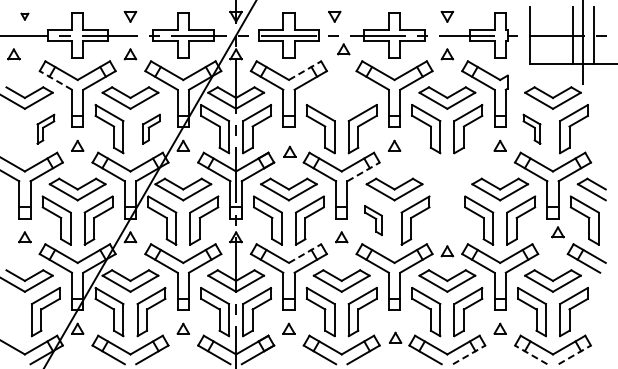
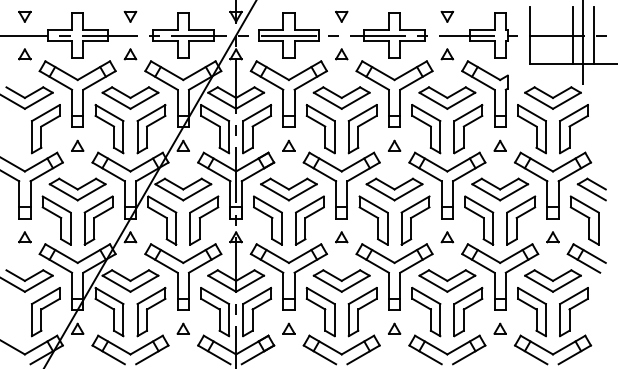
part size: 10x9 px -> 14x13 px (24, 16)
part position: (334, 16) -> (341, 16) (341, 16)
part position: (343, 49) -> (341, 54) (341, 54)
part position: (13, 54) -> (24, 54) (24, 54)
line: dashed -> solid (305, 70)
line: dashed -> solid (55, 80)
part: none -> present (341, 97)
part size: 20x32 px -> 30x51 px (45, 129)
part size: 19x32 px -> 31x51 px (151, 129)
part size: 20x32 px -> 30x51 px (531, 129)
part position: (289, 151) -> (288, 145) (288, 145)
line: dashed -> solid (363, 171)
part: none -> present (447, 185)
part size: 19x31 px -> 31x51 px (373, 220)
part position: (557, 232) -> (552, 237) (552, 237)
part position: (447, 251) -> (447, 237) (447, 237)
line: dashed -> solid (305, 253)
part position: (395, 337) -> (394, 328) (394, 328)
line: dashed -> solid (469, 354)
line: dashed -> solid (531, 354)
line: dashed -> solid (574, 354)
